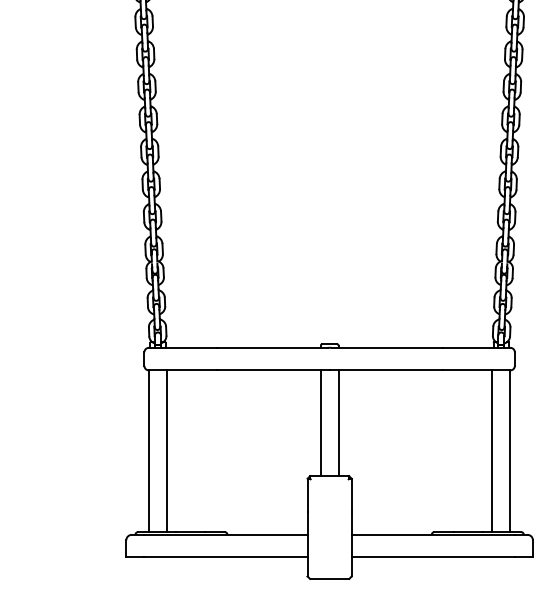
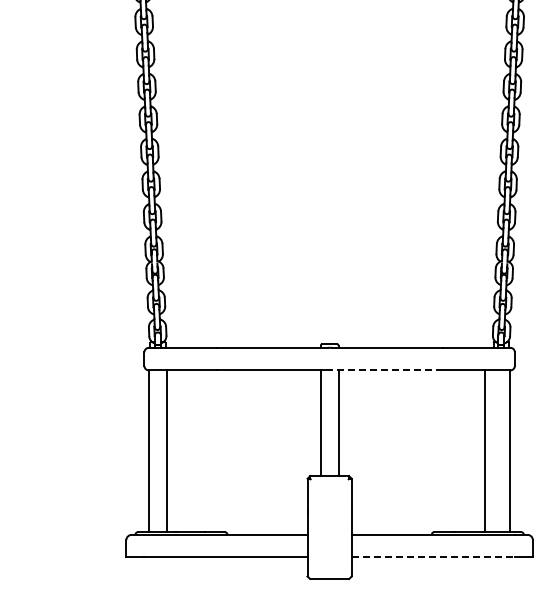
line: solid -> dashed (385, 370)
line position: (492, 451) -> (485, 451) (485, 451)
line: solid -> dashed (433, 557)
